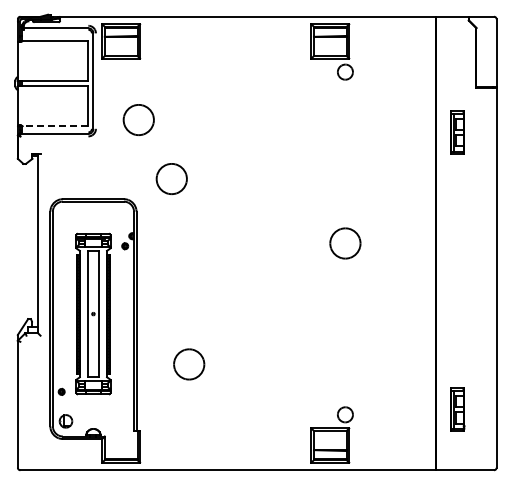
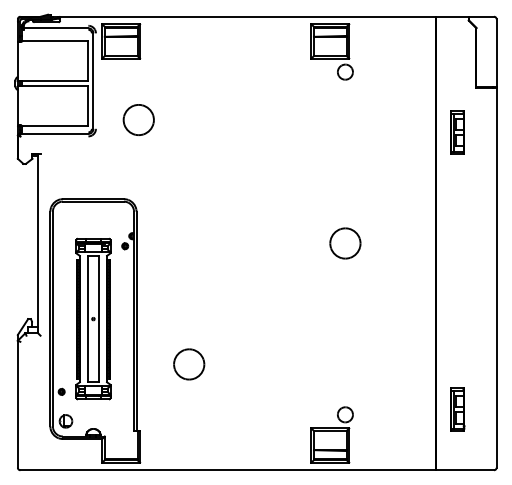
line: dashed -> solid (55, 126)
part: present -> none (171, 178)
part position: (93, 313) -> (93, 318) (93, 318)
